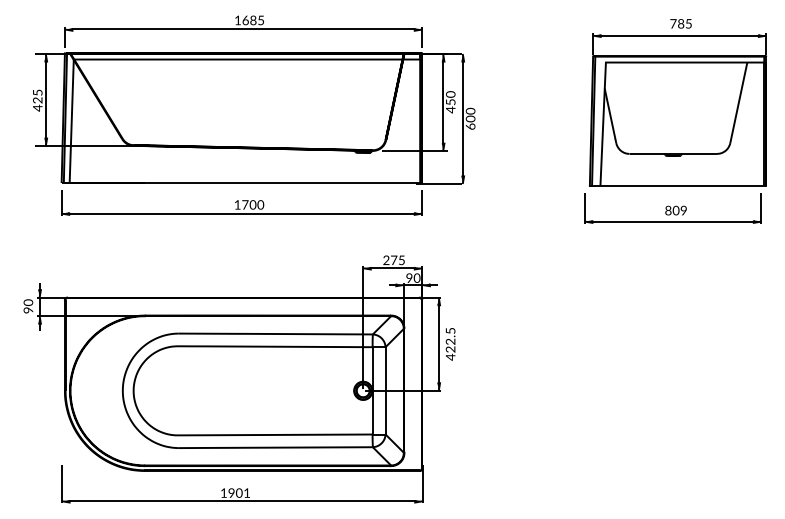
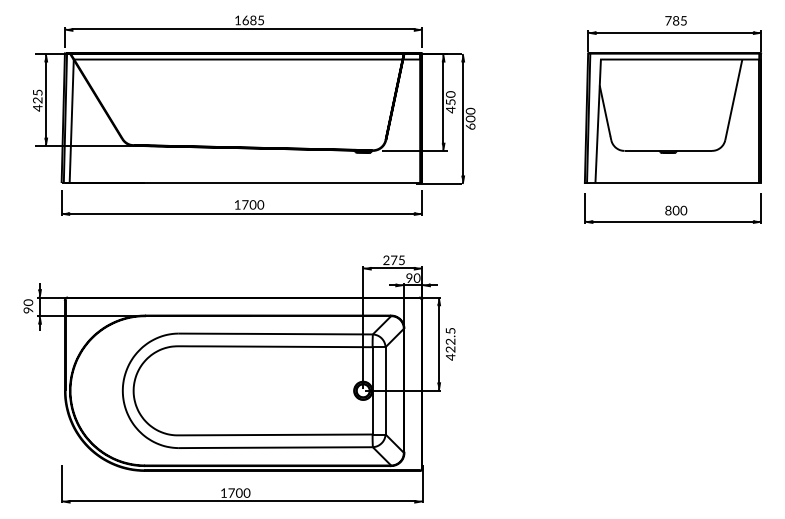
part position: (678, 102) -> (673, 99) (673, 99)
text: 809 -> 800 (683, 211)
text: 1901 -> 1700 (239, 492)
